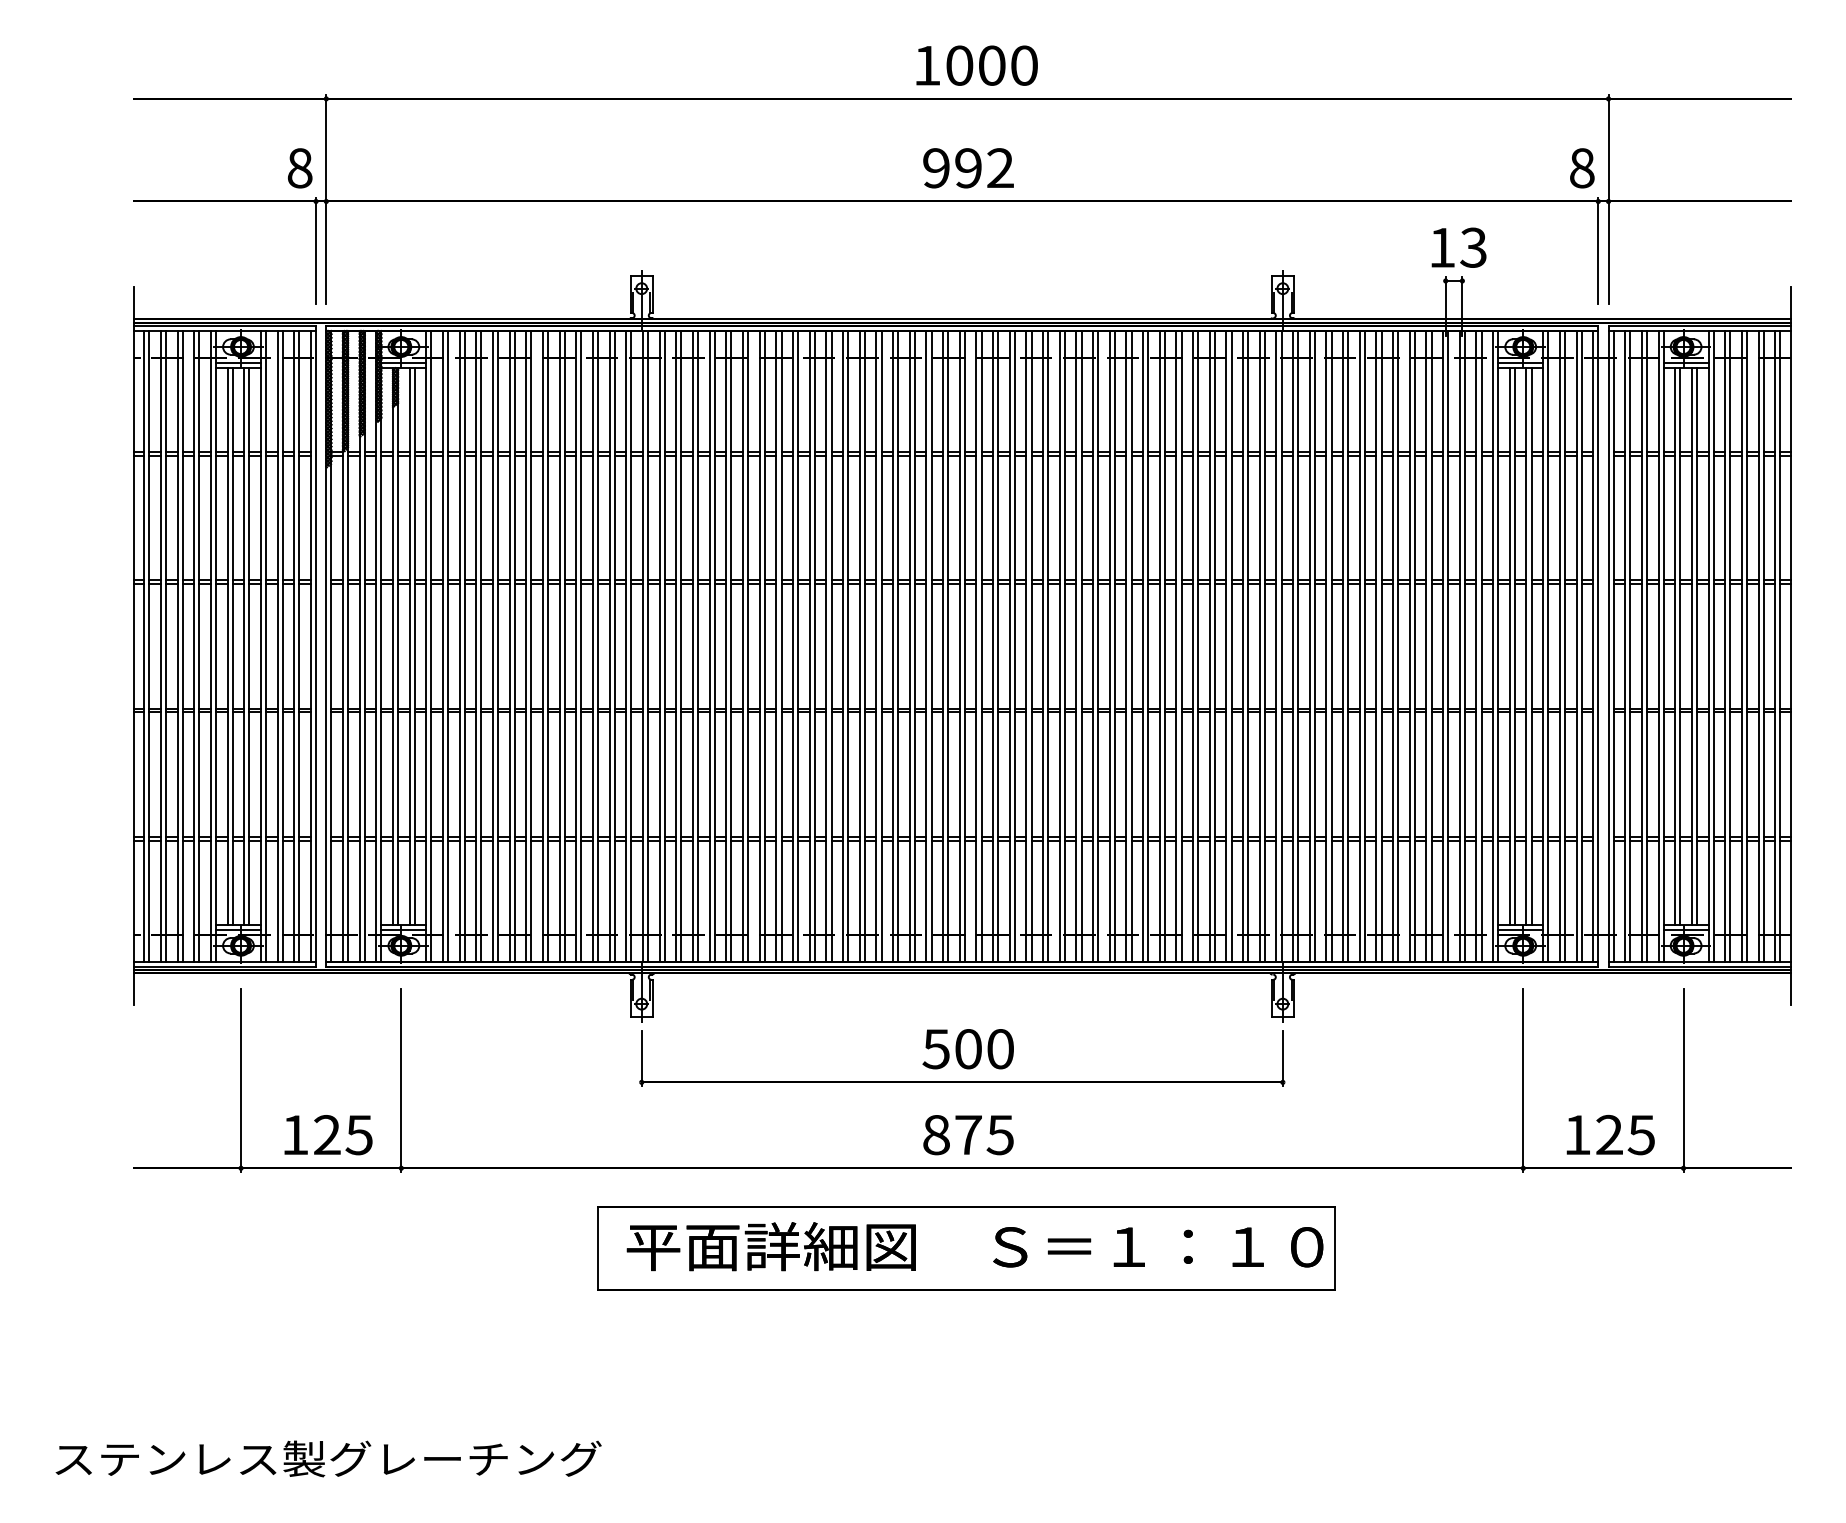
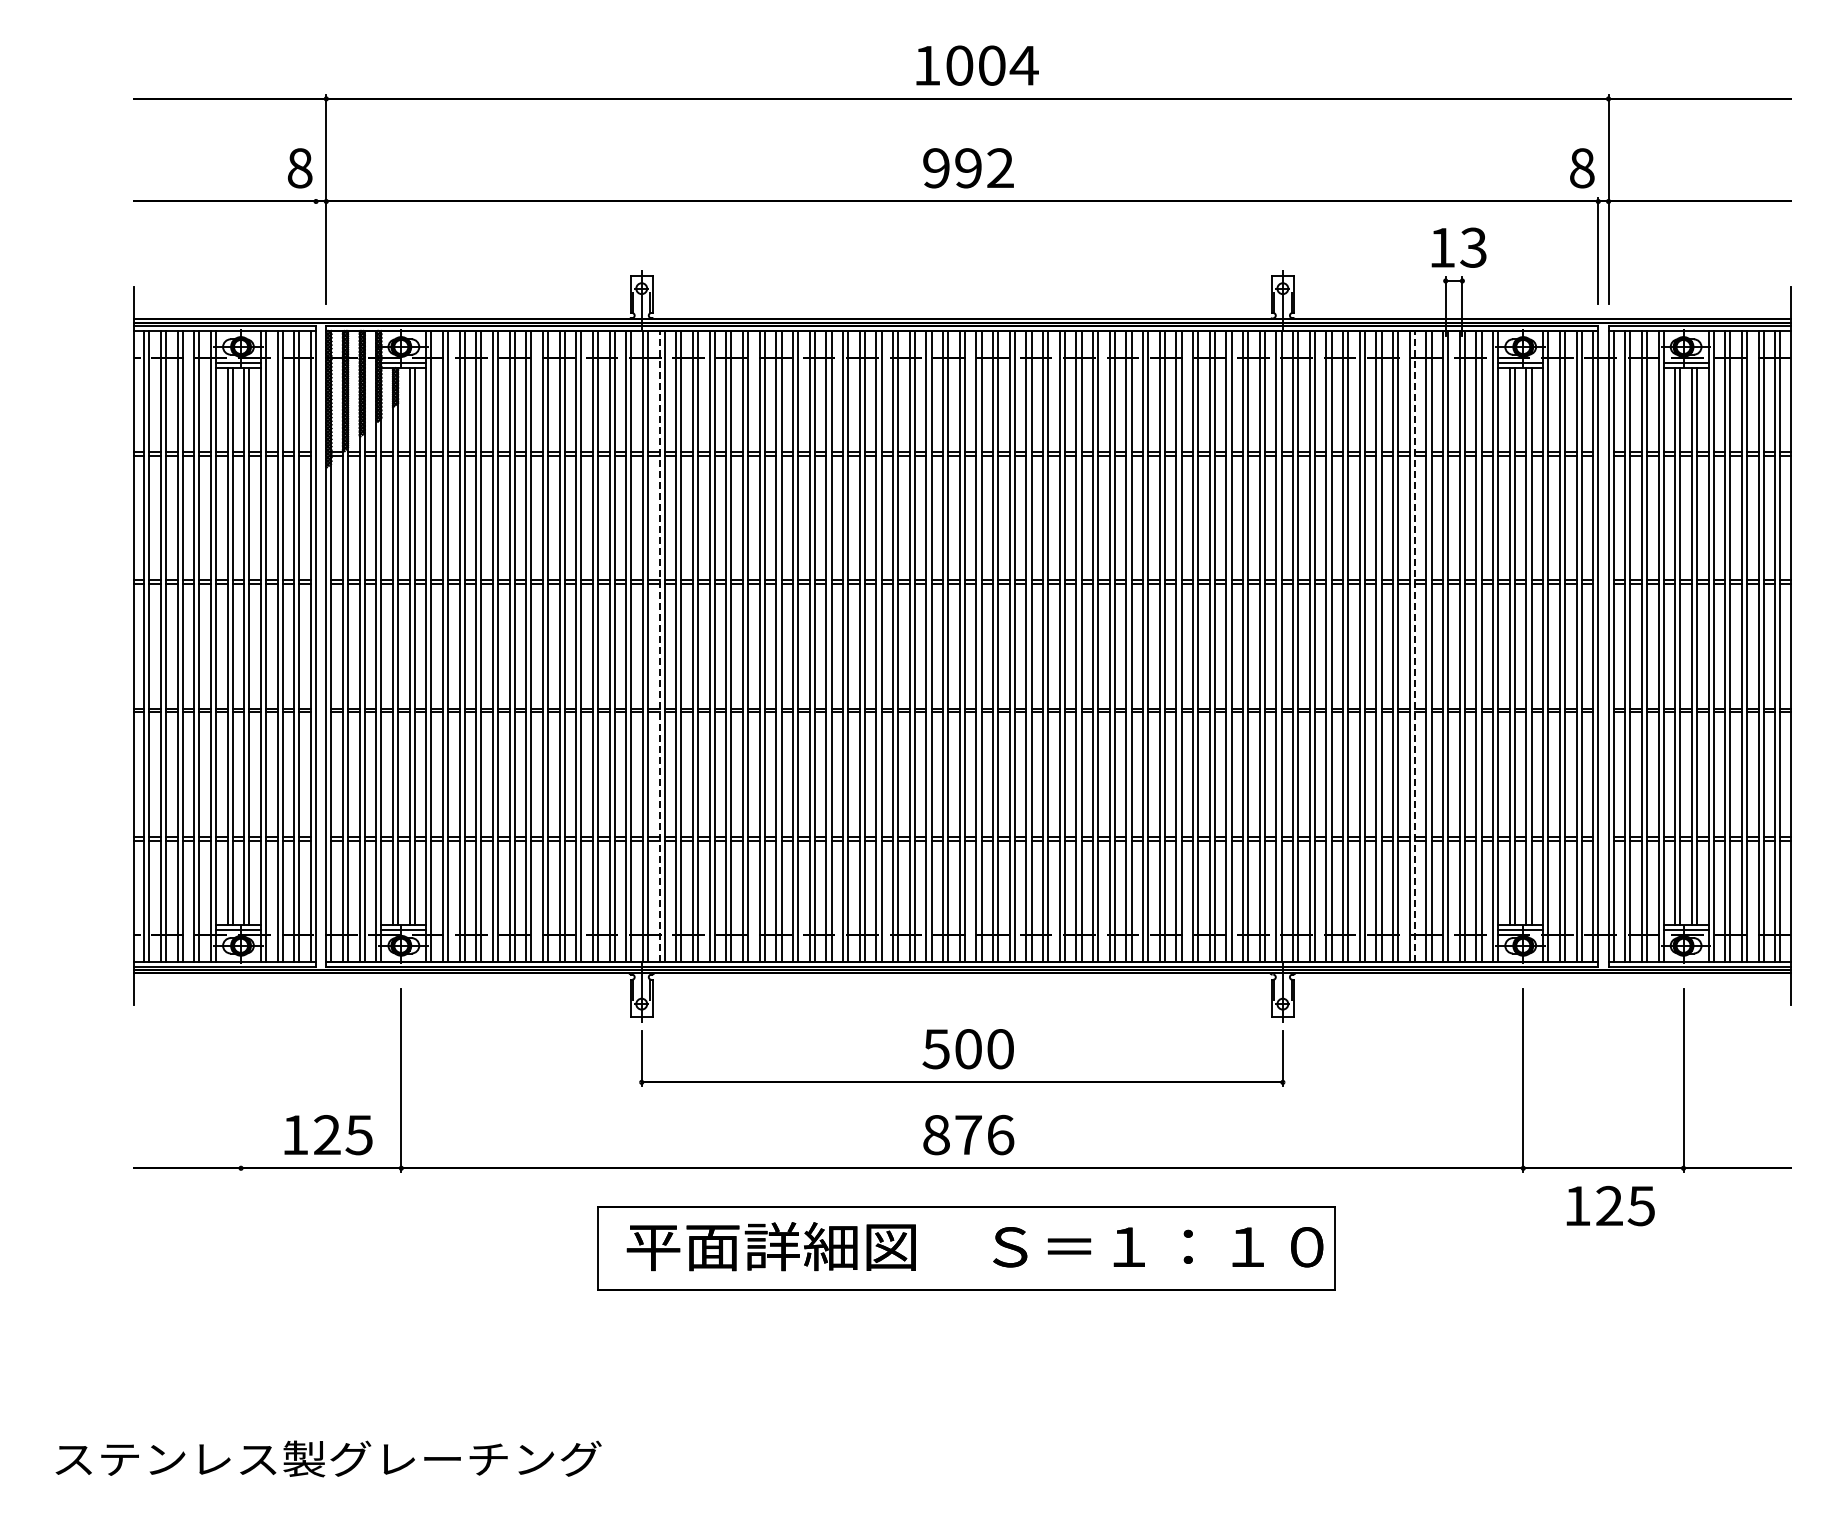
text: 1000 -> 1004 (1023, 65)
line: present -> none (316, 250)
line: solid -> dashed (659, 645)
line: solid -> dashed (1414, 645)
line: present -> none (241, 1080)
text: 875 -> 876 (1000, 1134)
text position: (1610, 1134) -> (1610, 1205) (1610, 1205)
